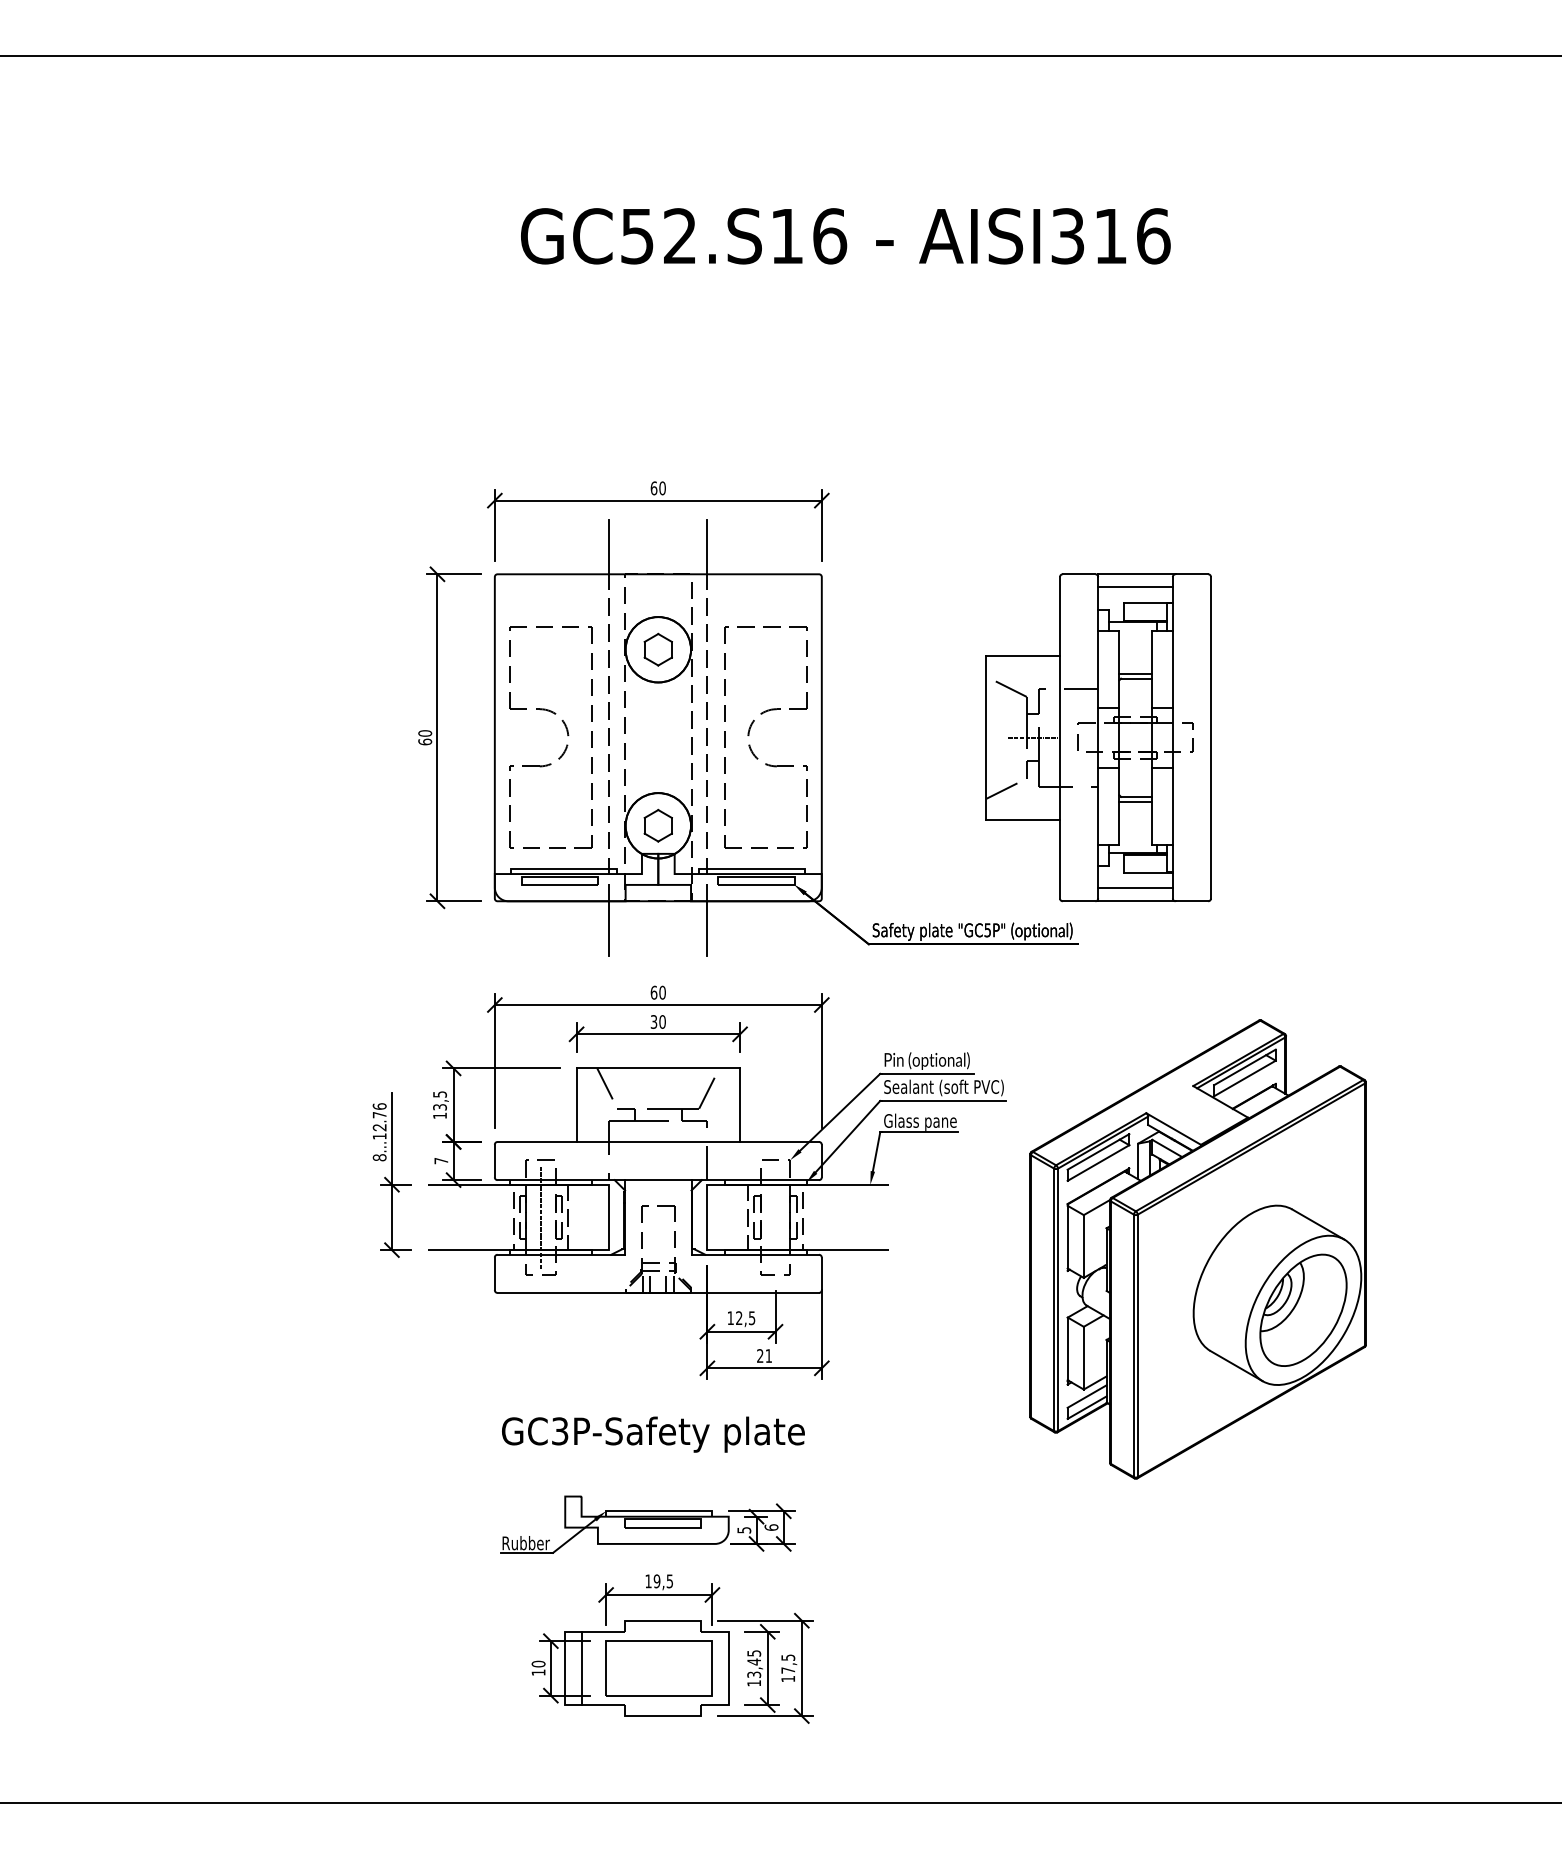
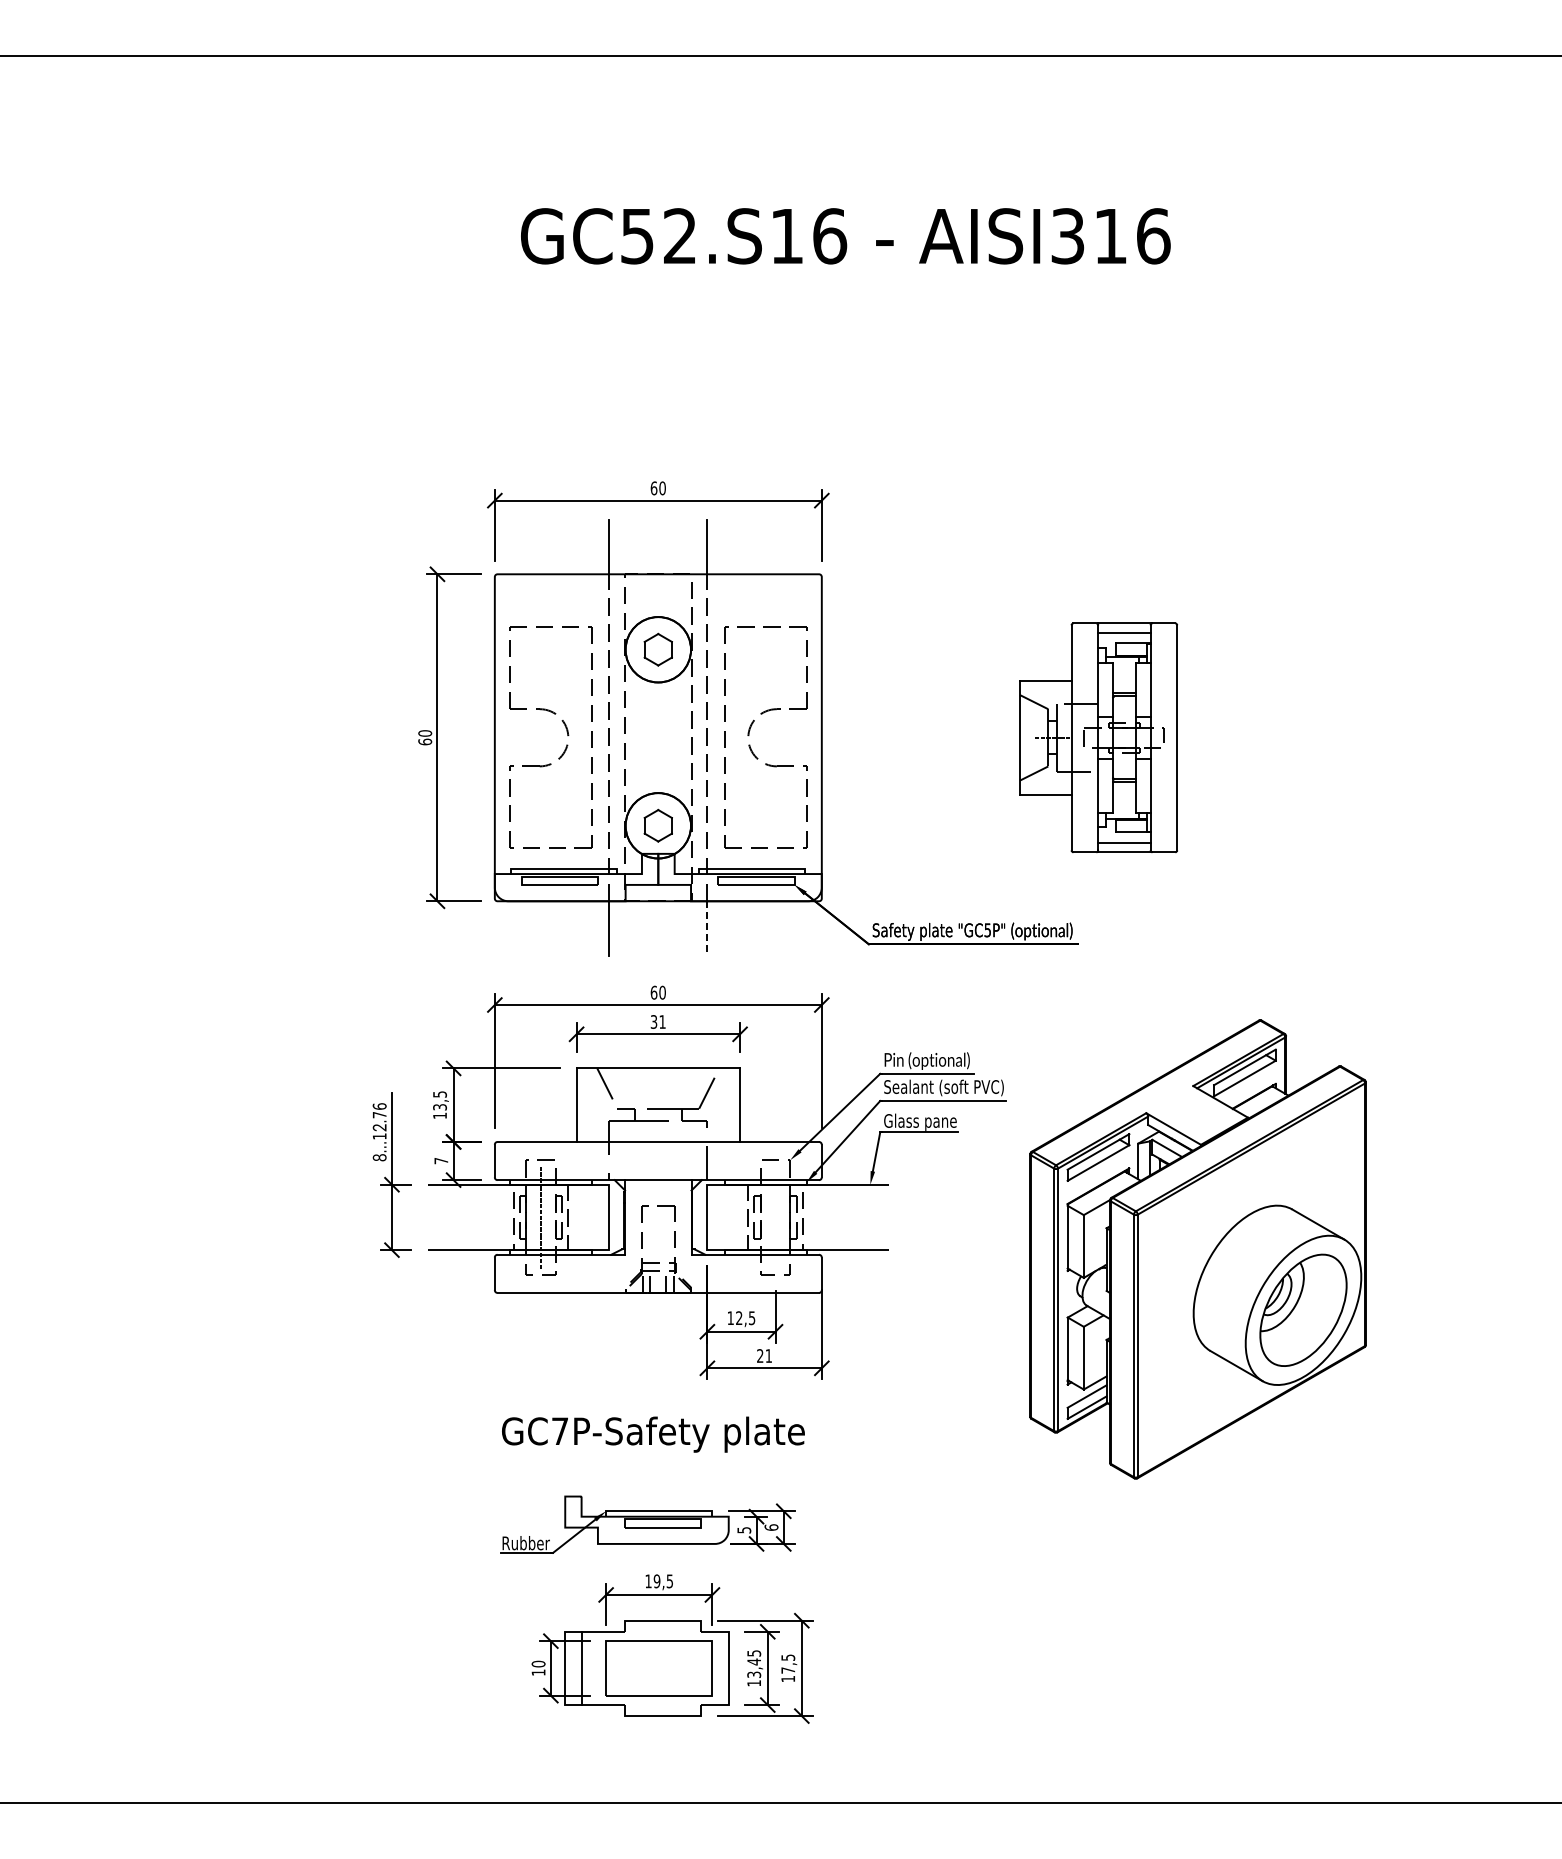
part size: 227x330 px -> 159x231 px (1098, 737)
line: solid -> dashed (707, 929)
text: 30 -> 31 (662, 1021)
text: GC3P-Safety -> GC7P-Safety (560, 1431)
